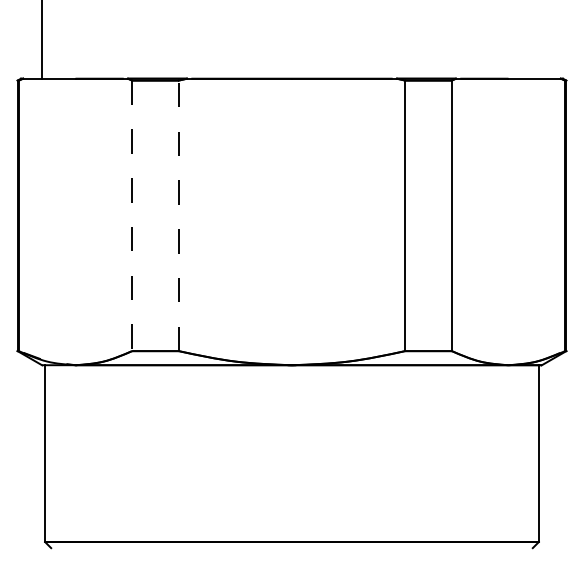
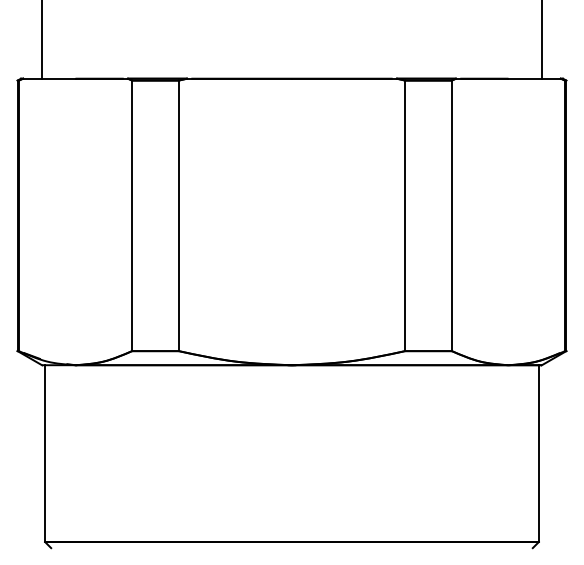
line: none -> present (541, 40)
line: dashed -> solid (178, 215)
line: dashed -> solid (132, 216)
